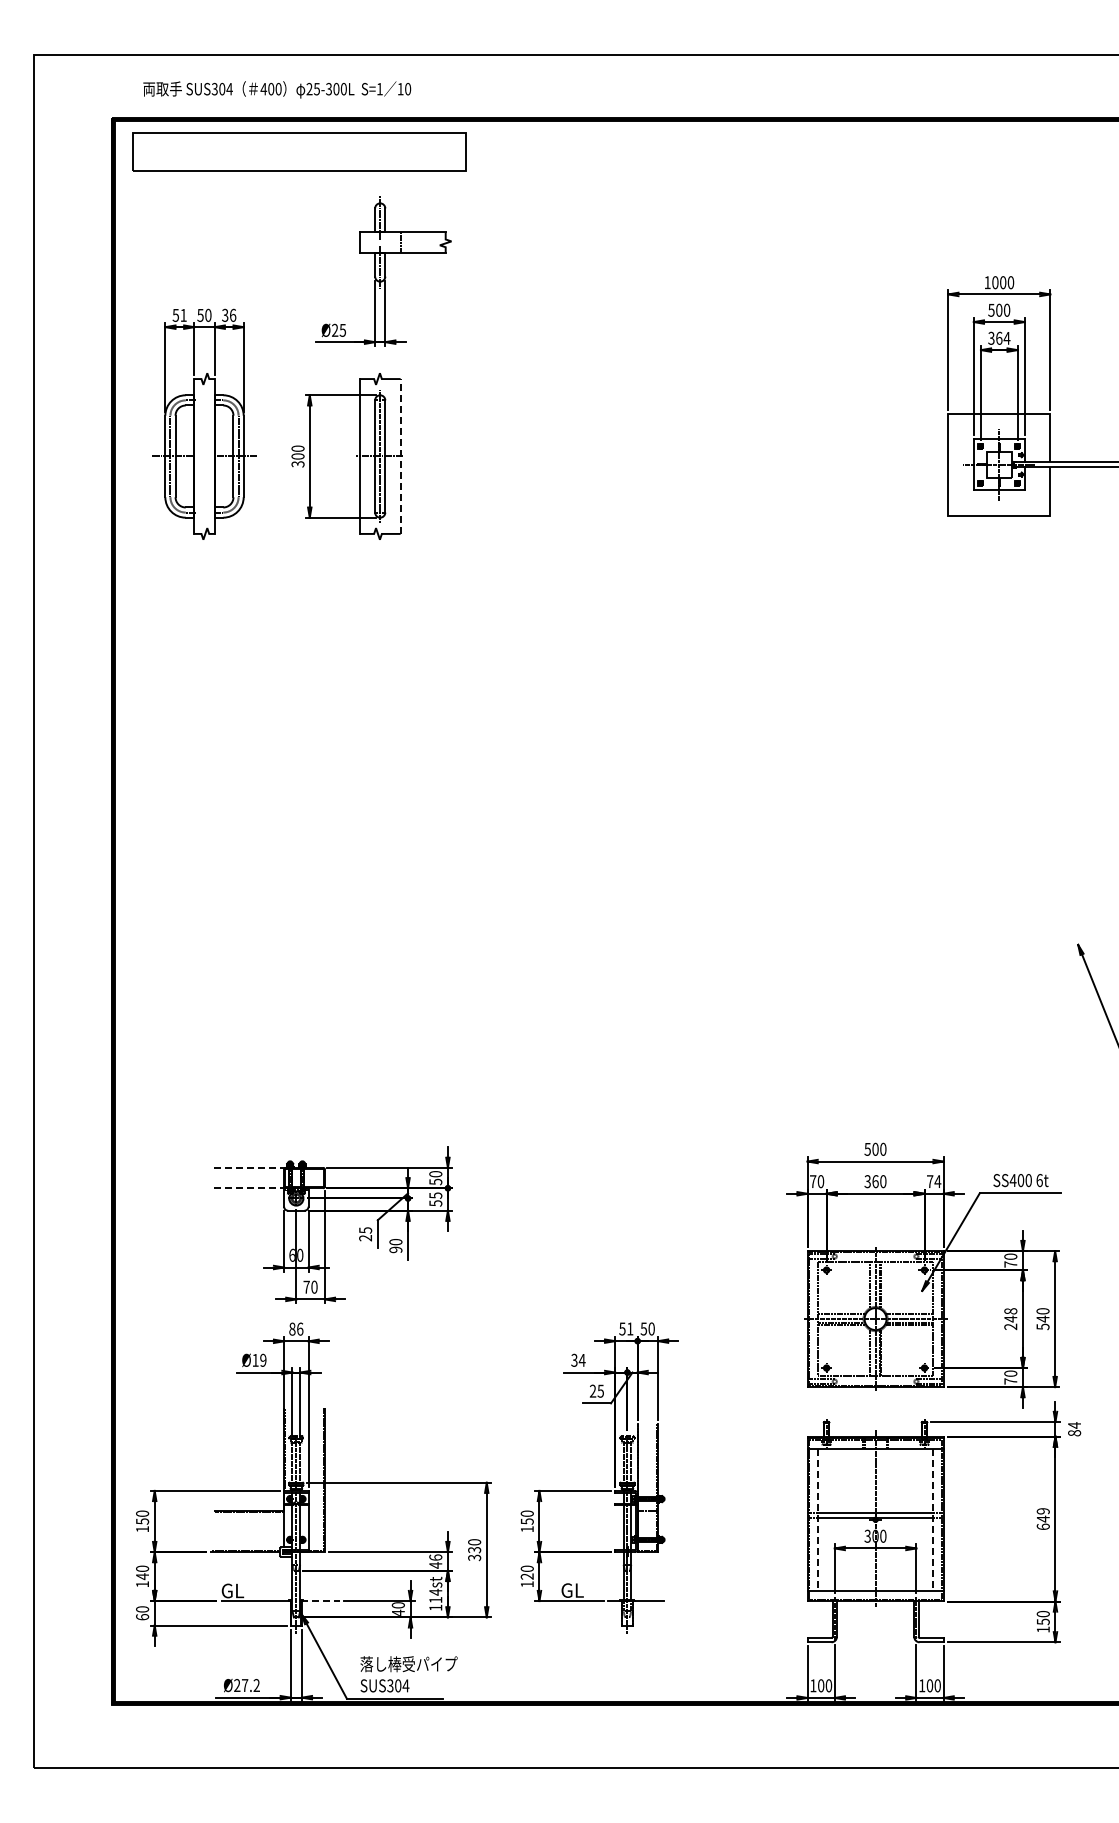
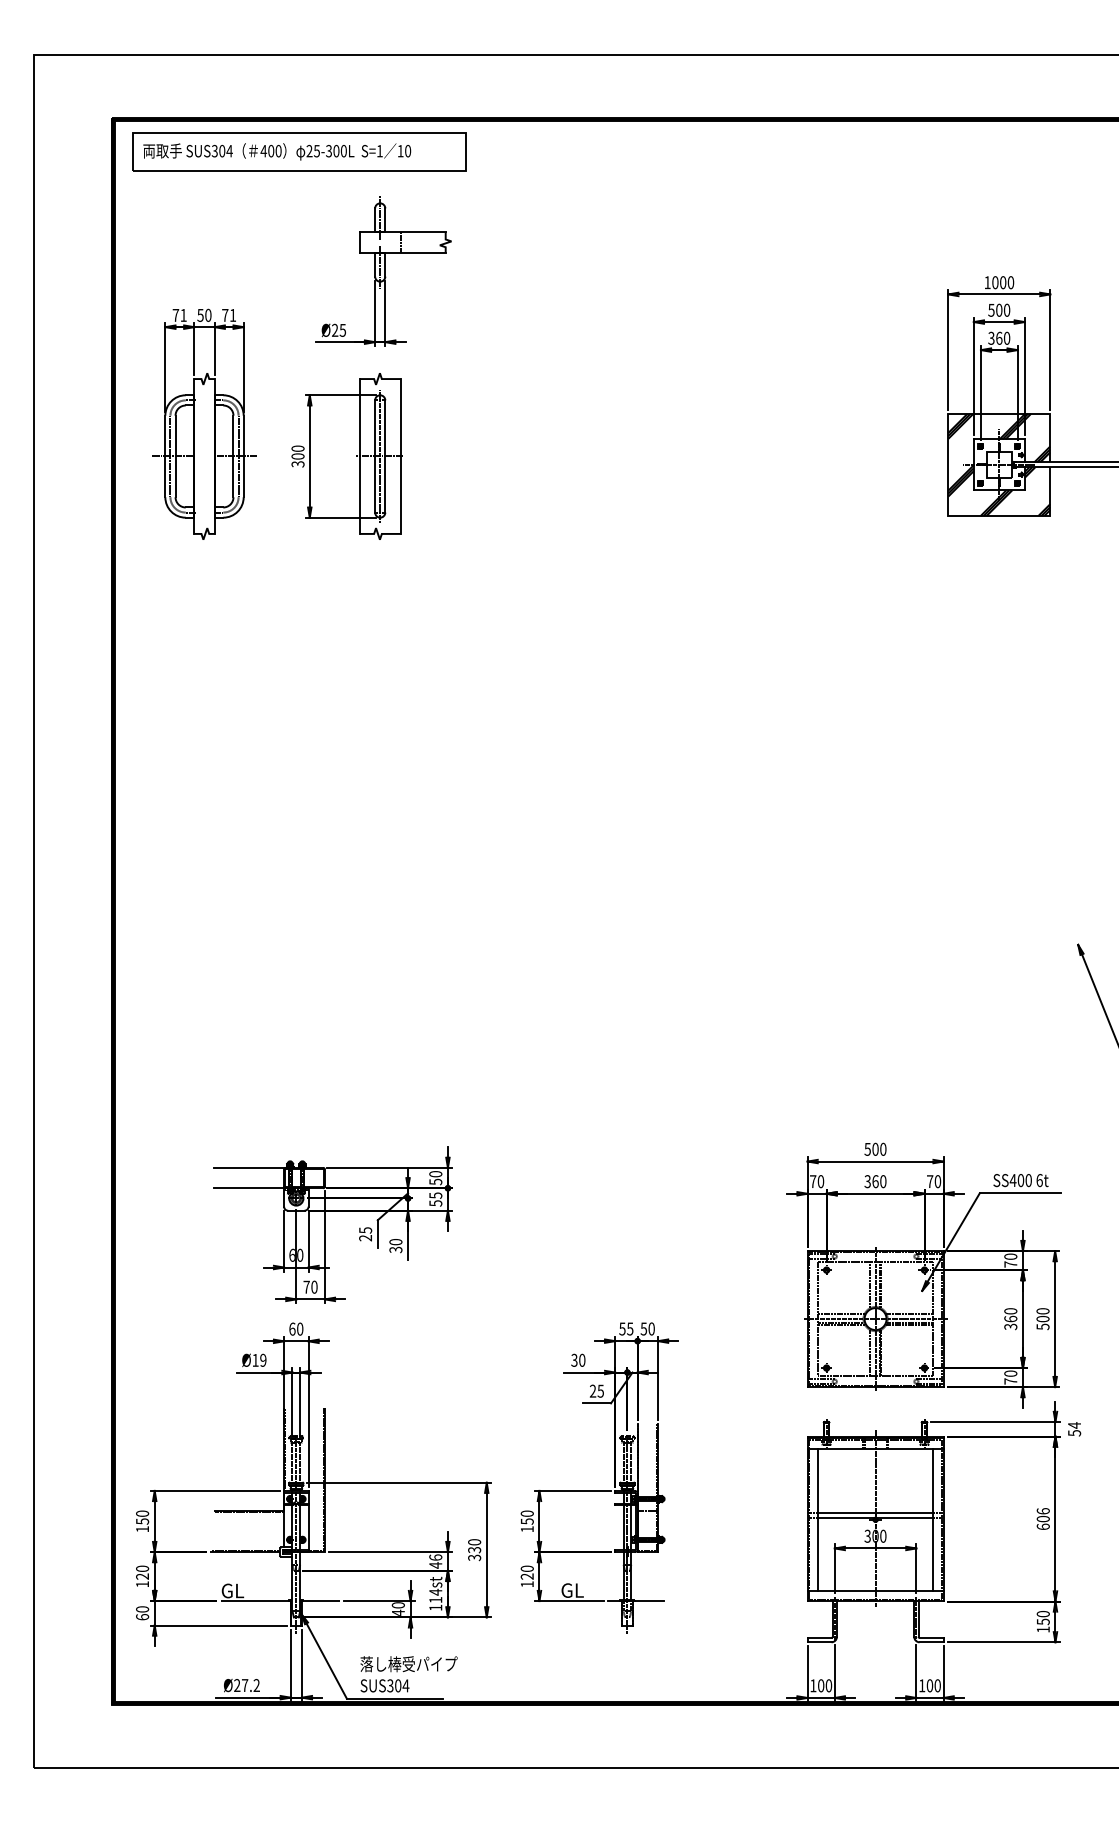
text position: (277, 89) -> (277, 151) (277, 151)
text: 36 -> 71 (229, 314)
text: 51 -> 71 (175, 315)
text: 364 -> 360 (1006, 337)
line: dashed -> solid (400, 456)
hatch: none -> present (999, 464)
line: dashed -> solid (250, 1167)
text: 74 -> 70 (937, 1181)
line: dashed -> solid (249, 1188)
text: 90 -> 30 (395, 1249)
text: 540 -> 500 (1042, 1318)
text: 248 -> 360 (1010, 1319)
text: 86 -> 60 (296, 1328)
text: 51 -> 55 (630, 1328)
text: 34 -> 30 (581, 1359)
text: 84 -> 54 (1074, 1433)
text: 649 -> 606 (1042, 1515)
line: dashed -> solid (818, 1519)
line: dashed -> solid (932, 1519)
text: 140 -> 120 (142, 1576)
line: dashed -> solid (321, 1601)
